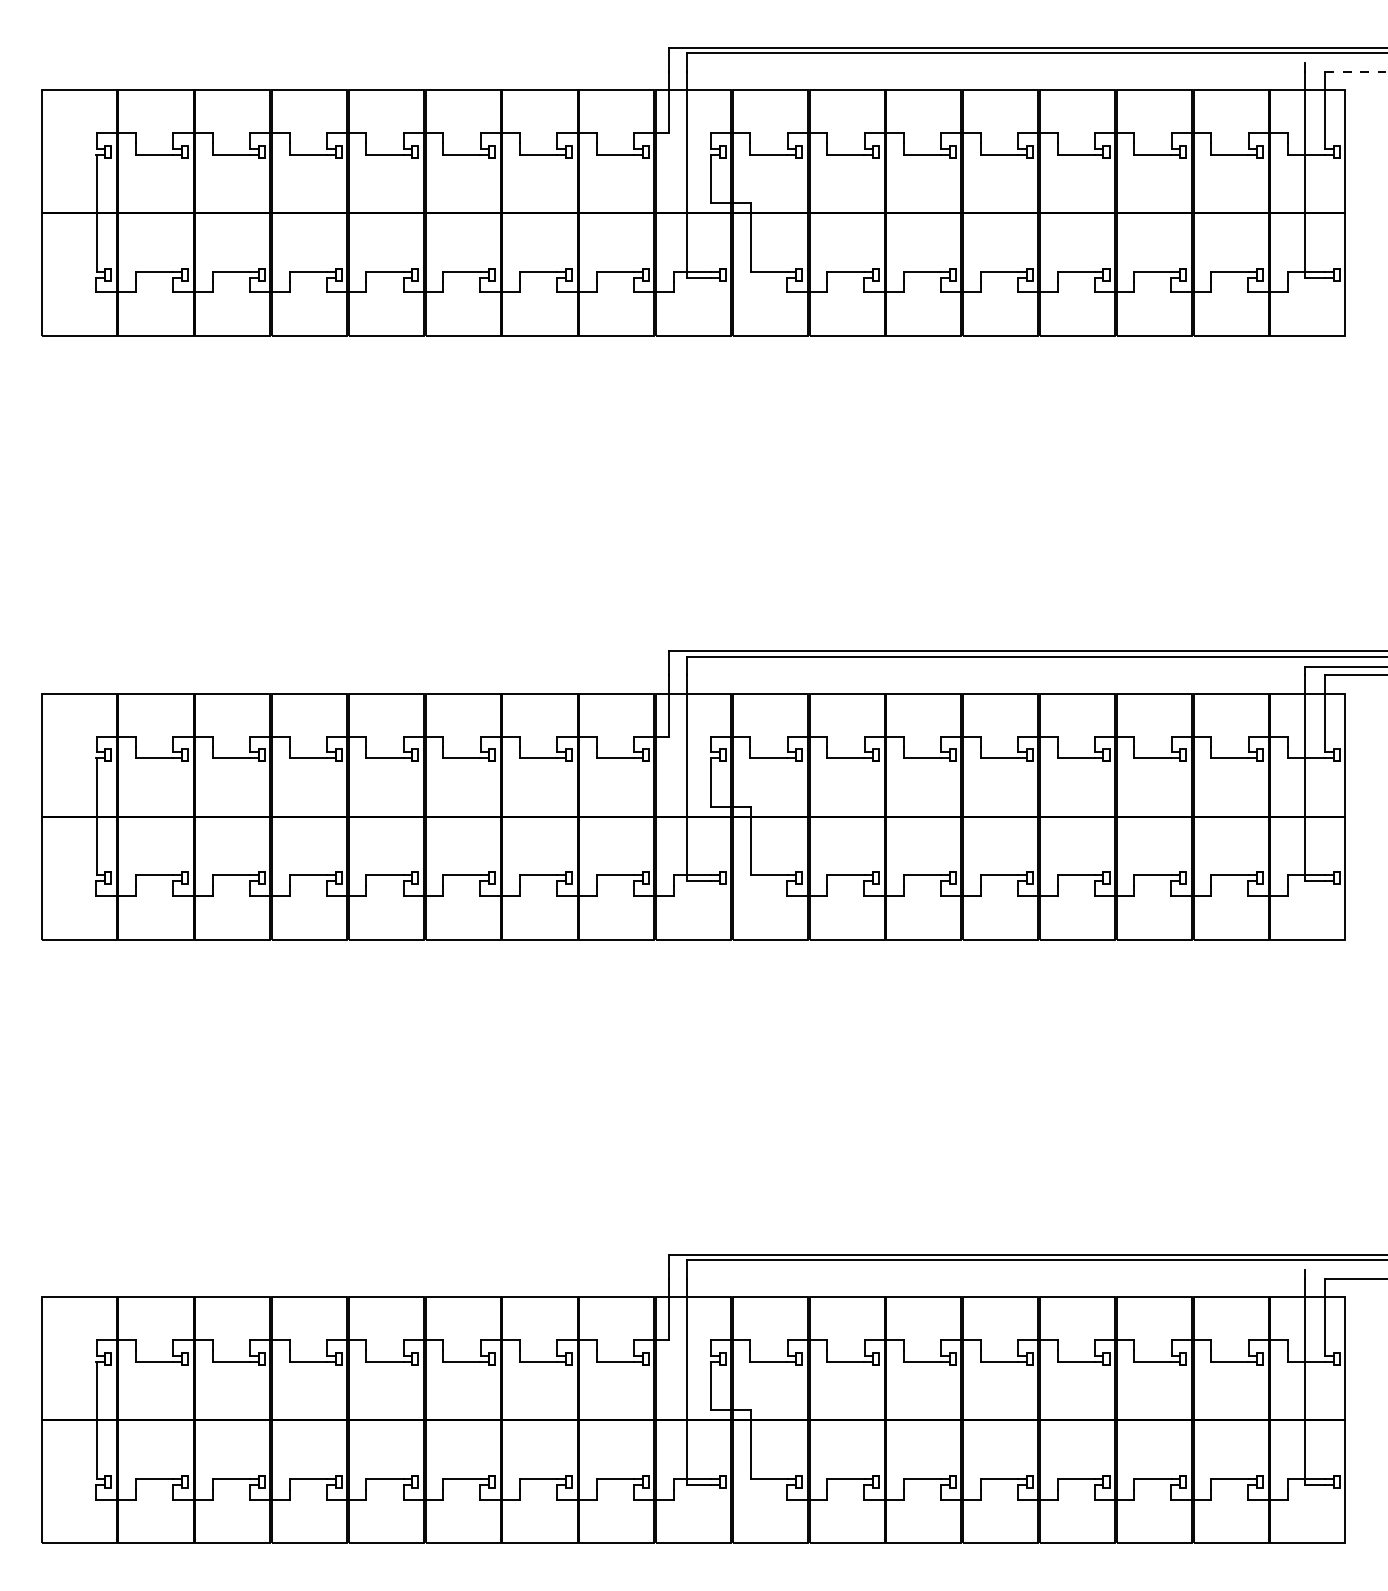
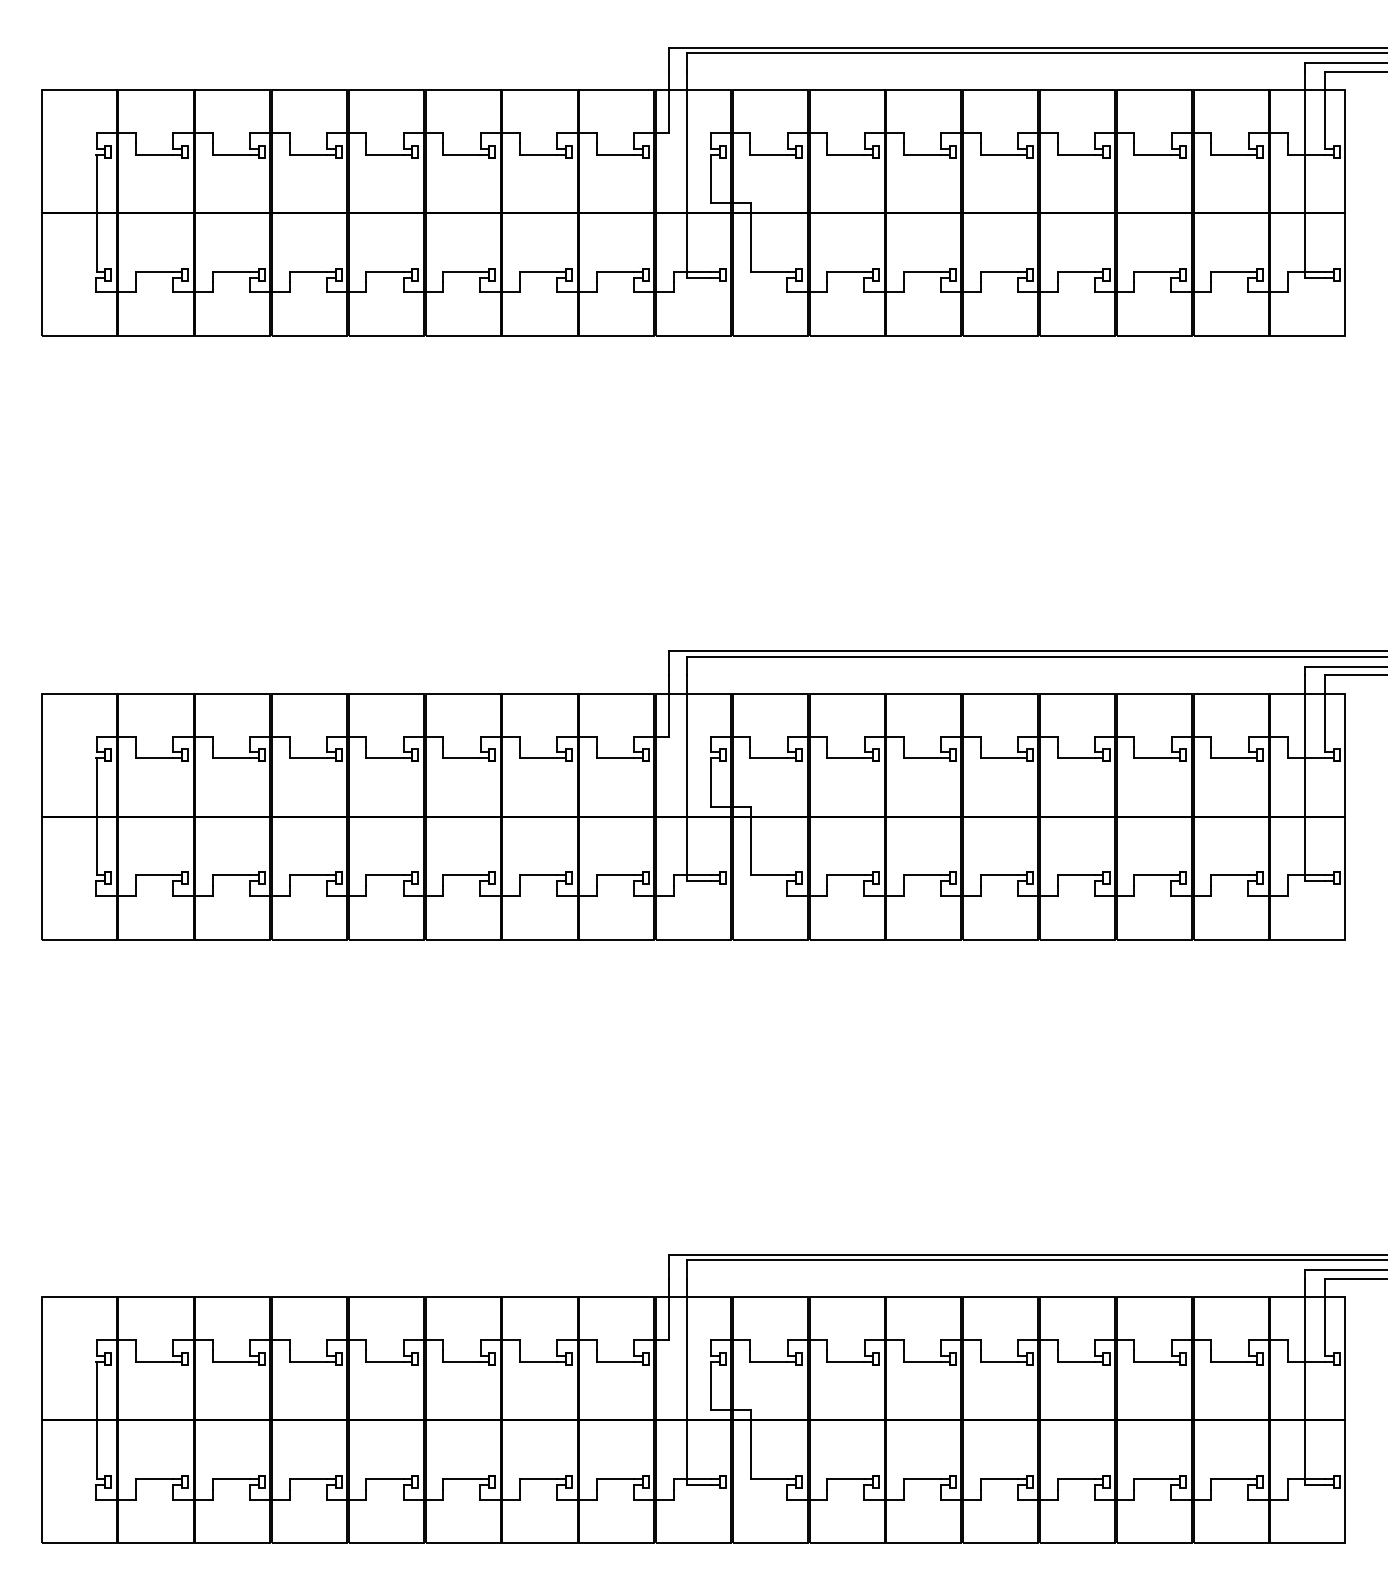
line: none -> present (1344, 63)
line: dashed -> solid (1356, 71)
line: none -> present (1344, 1270)
